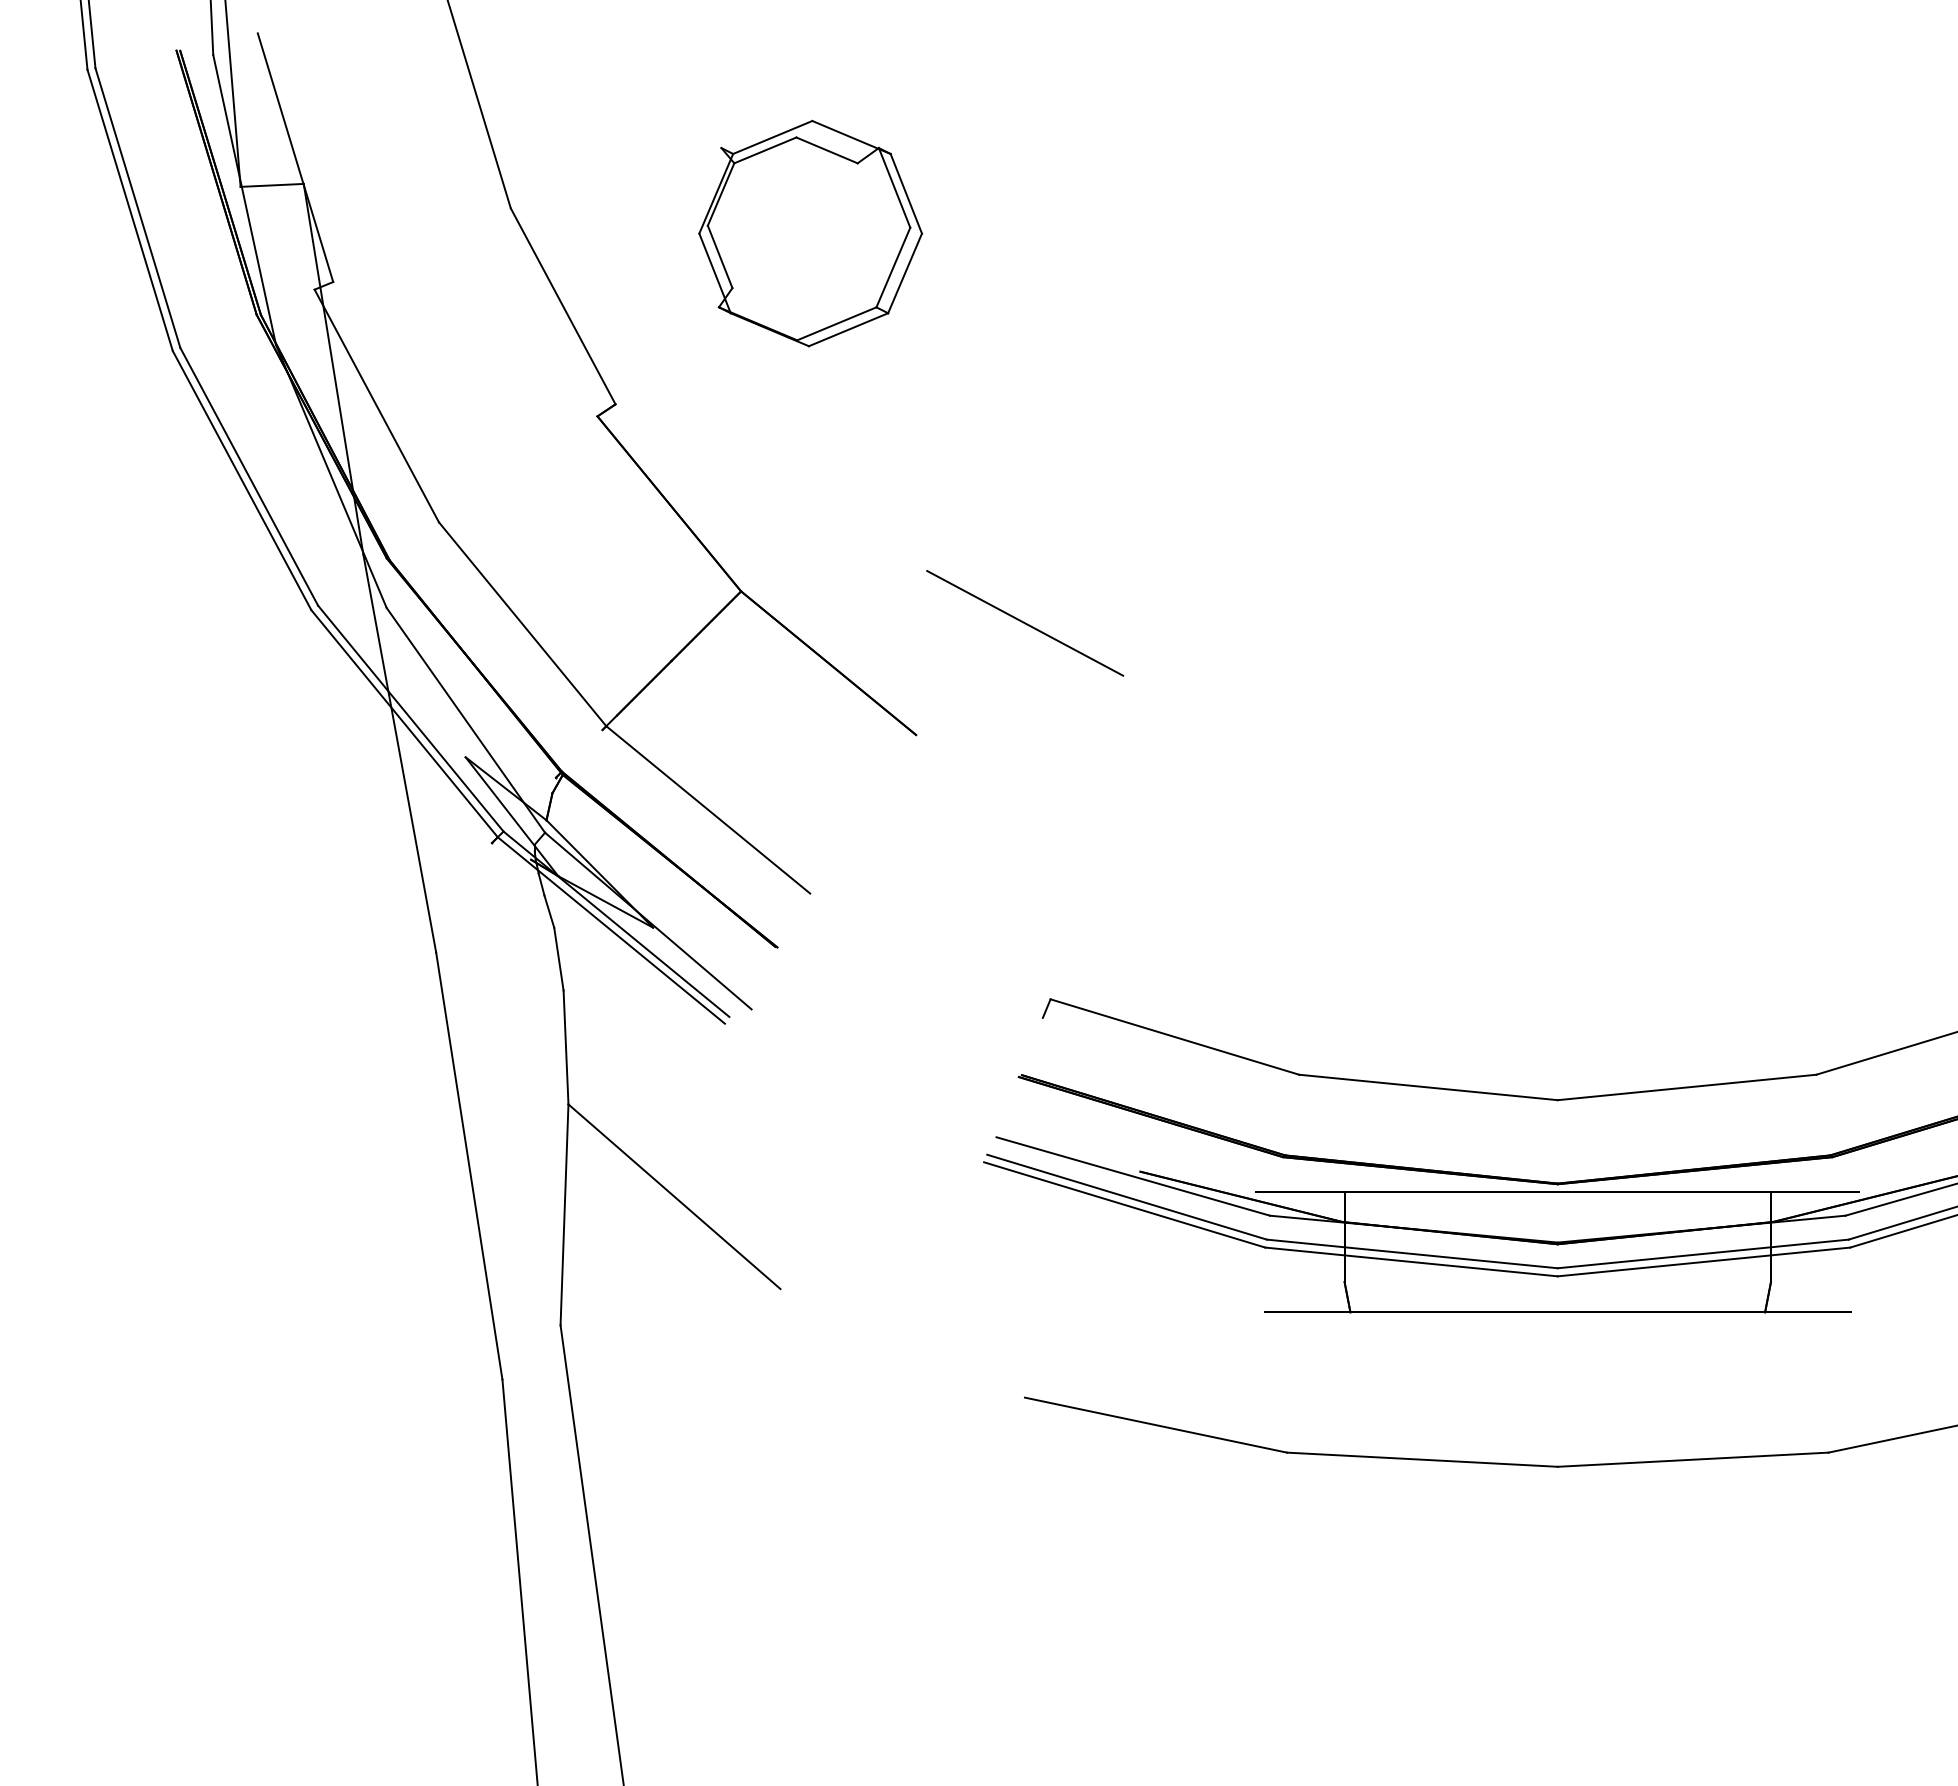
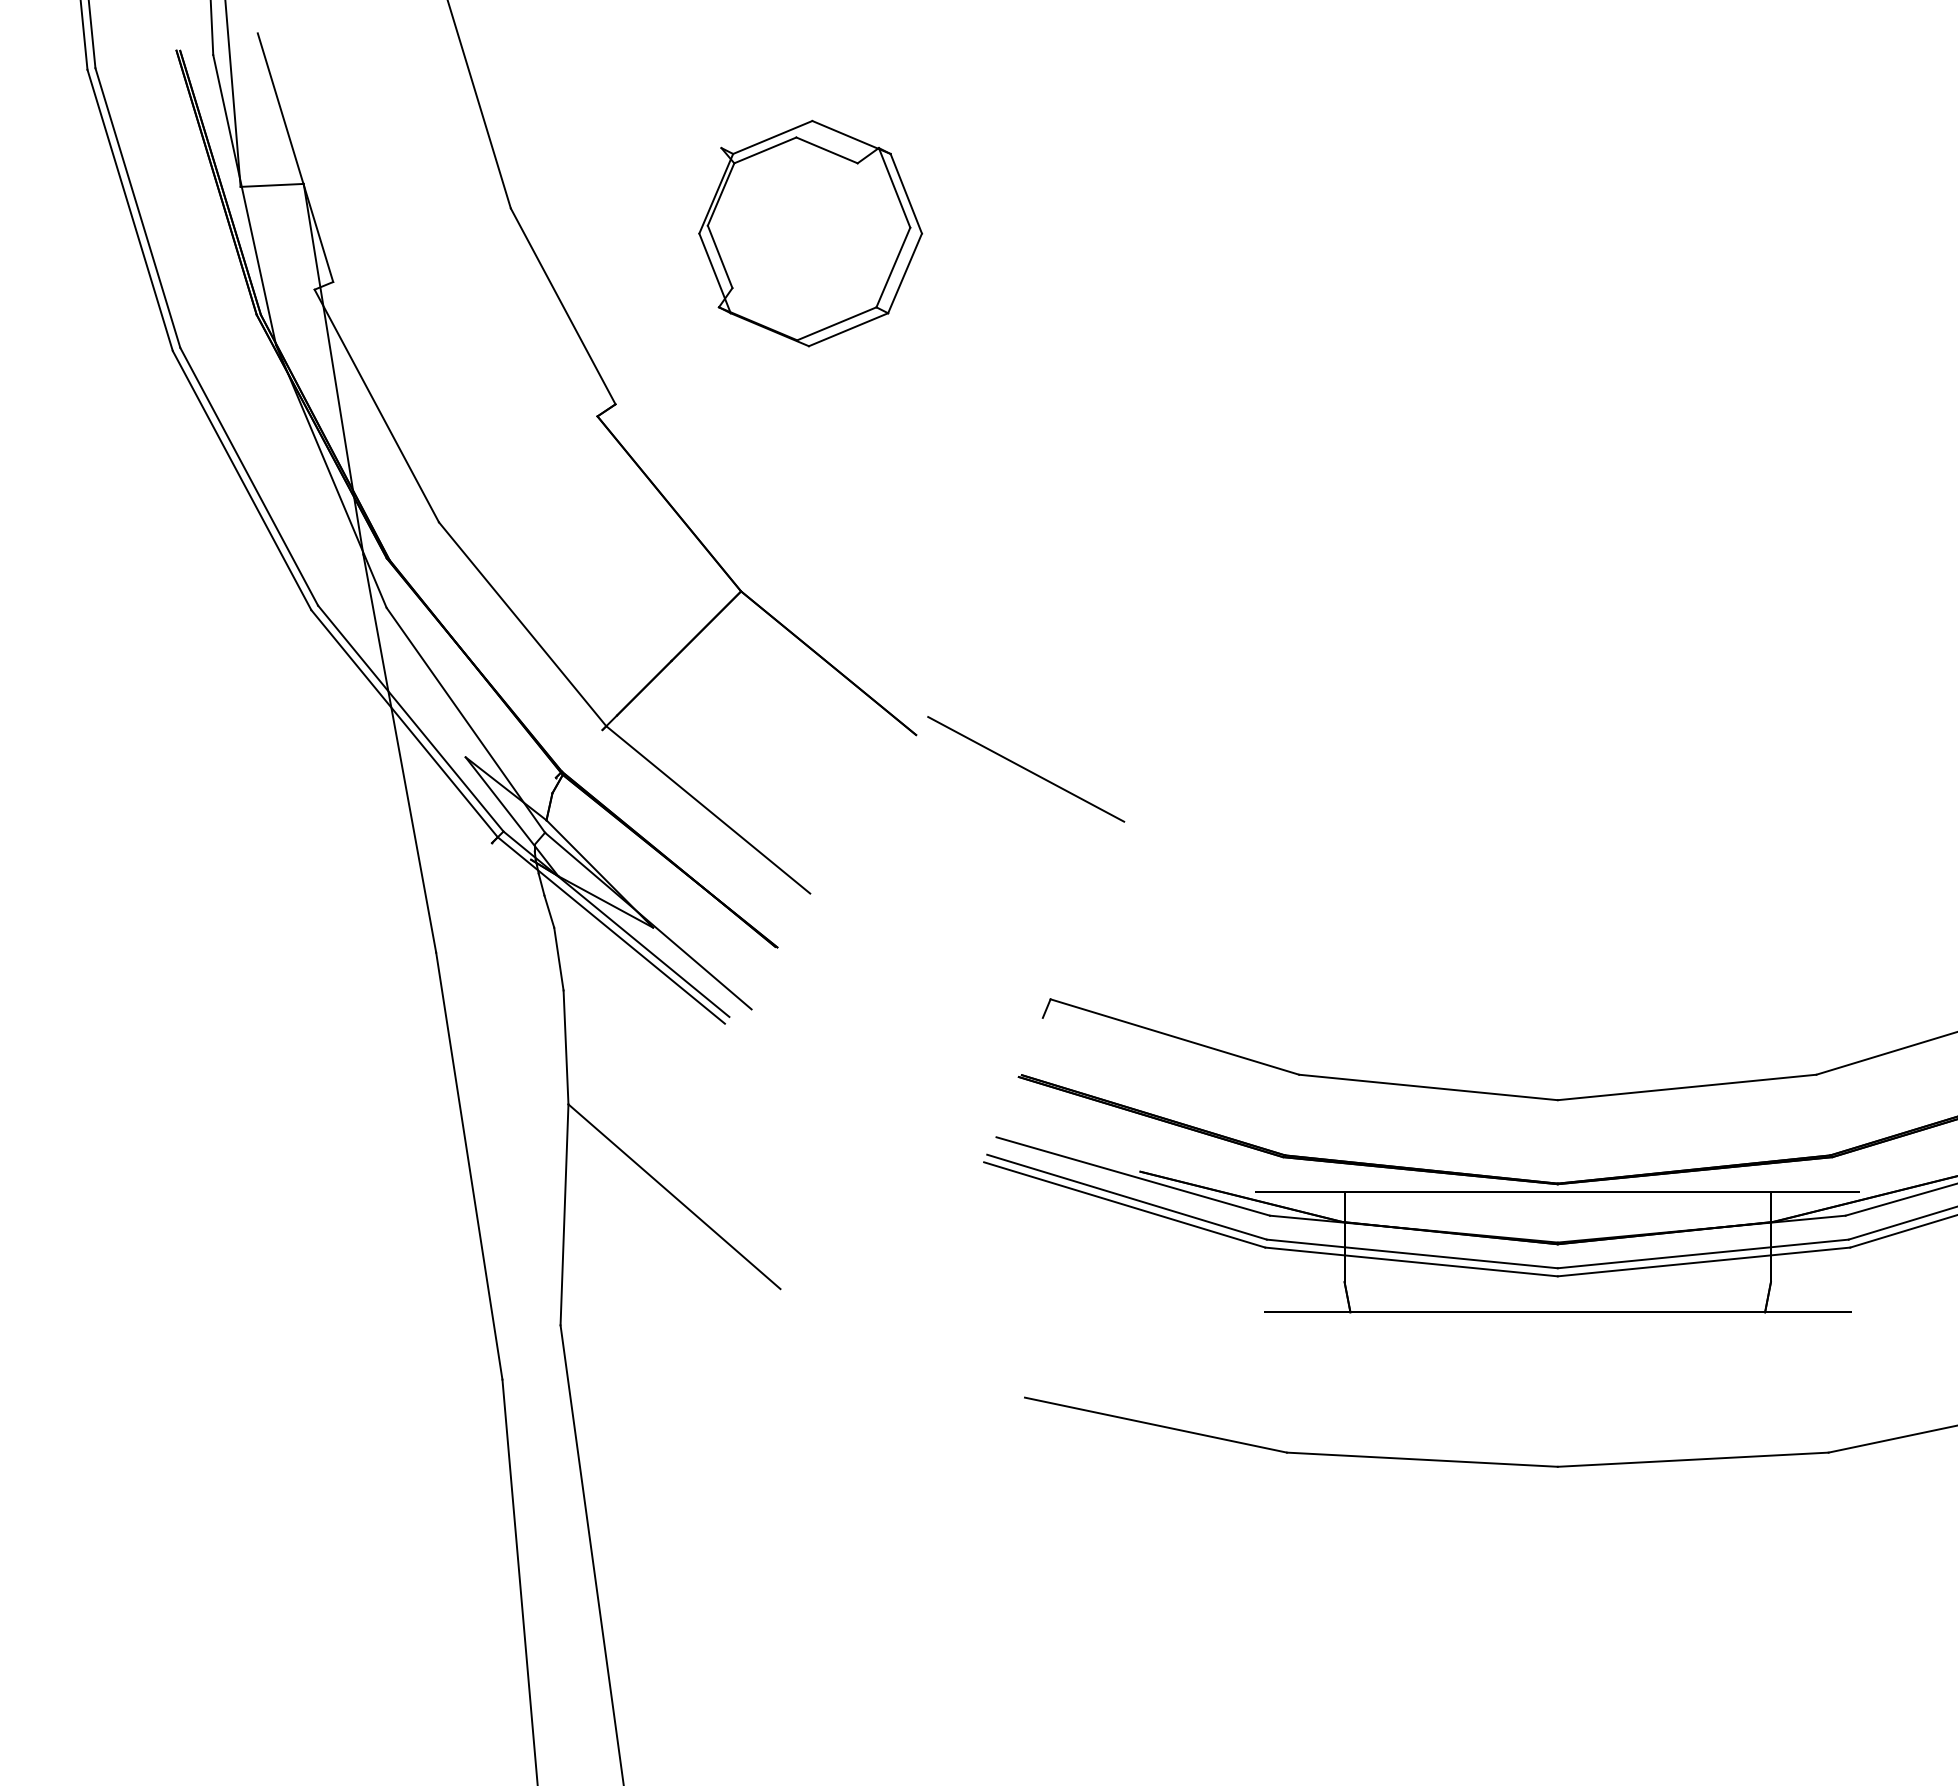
line position: (1025, 623) -> (1026, 769) (1026, 769)
